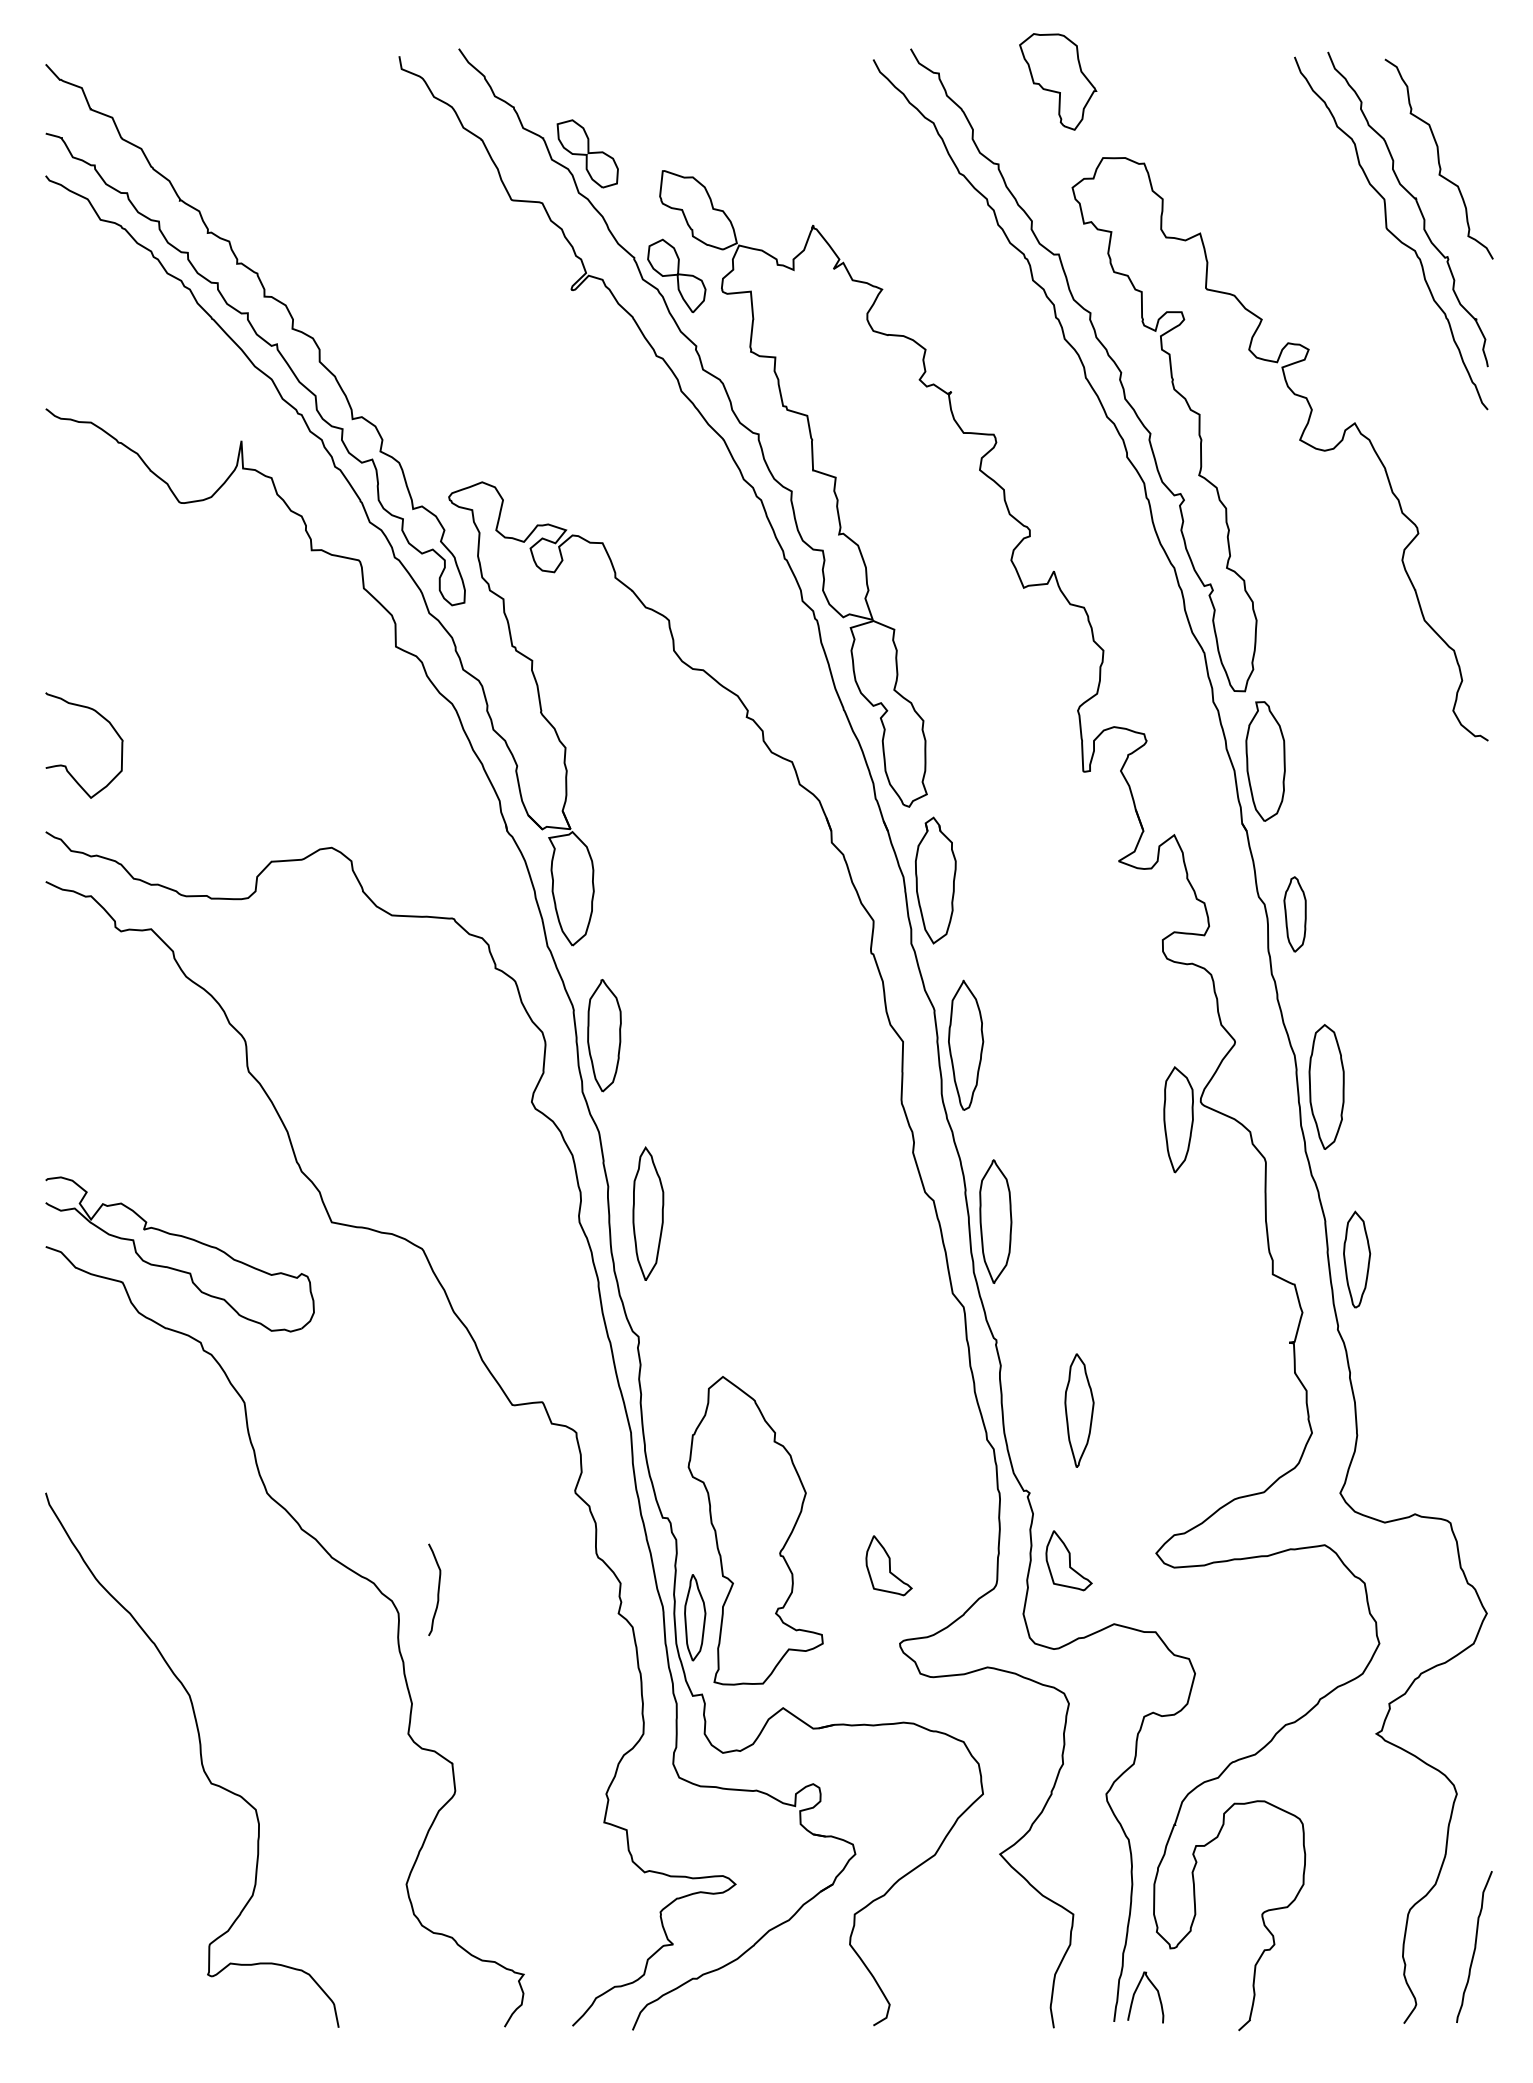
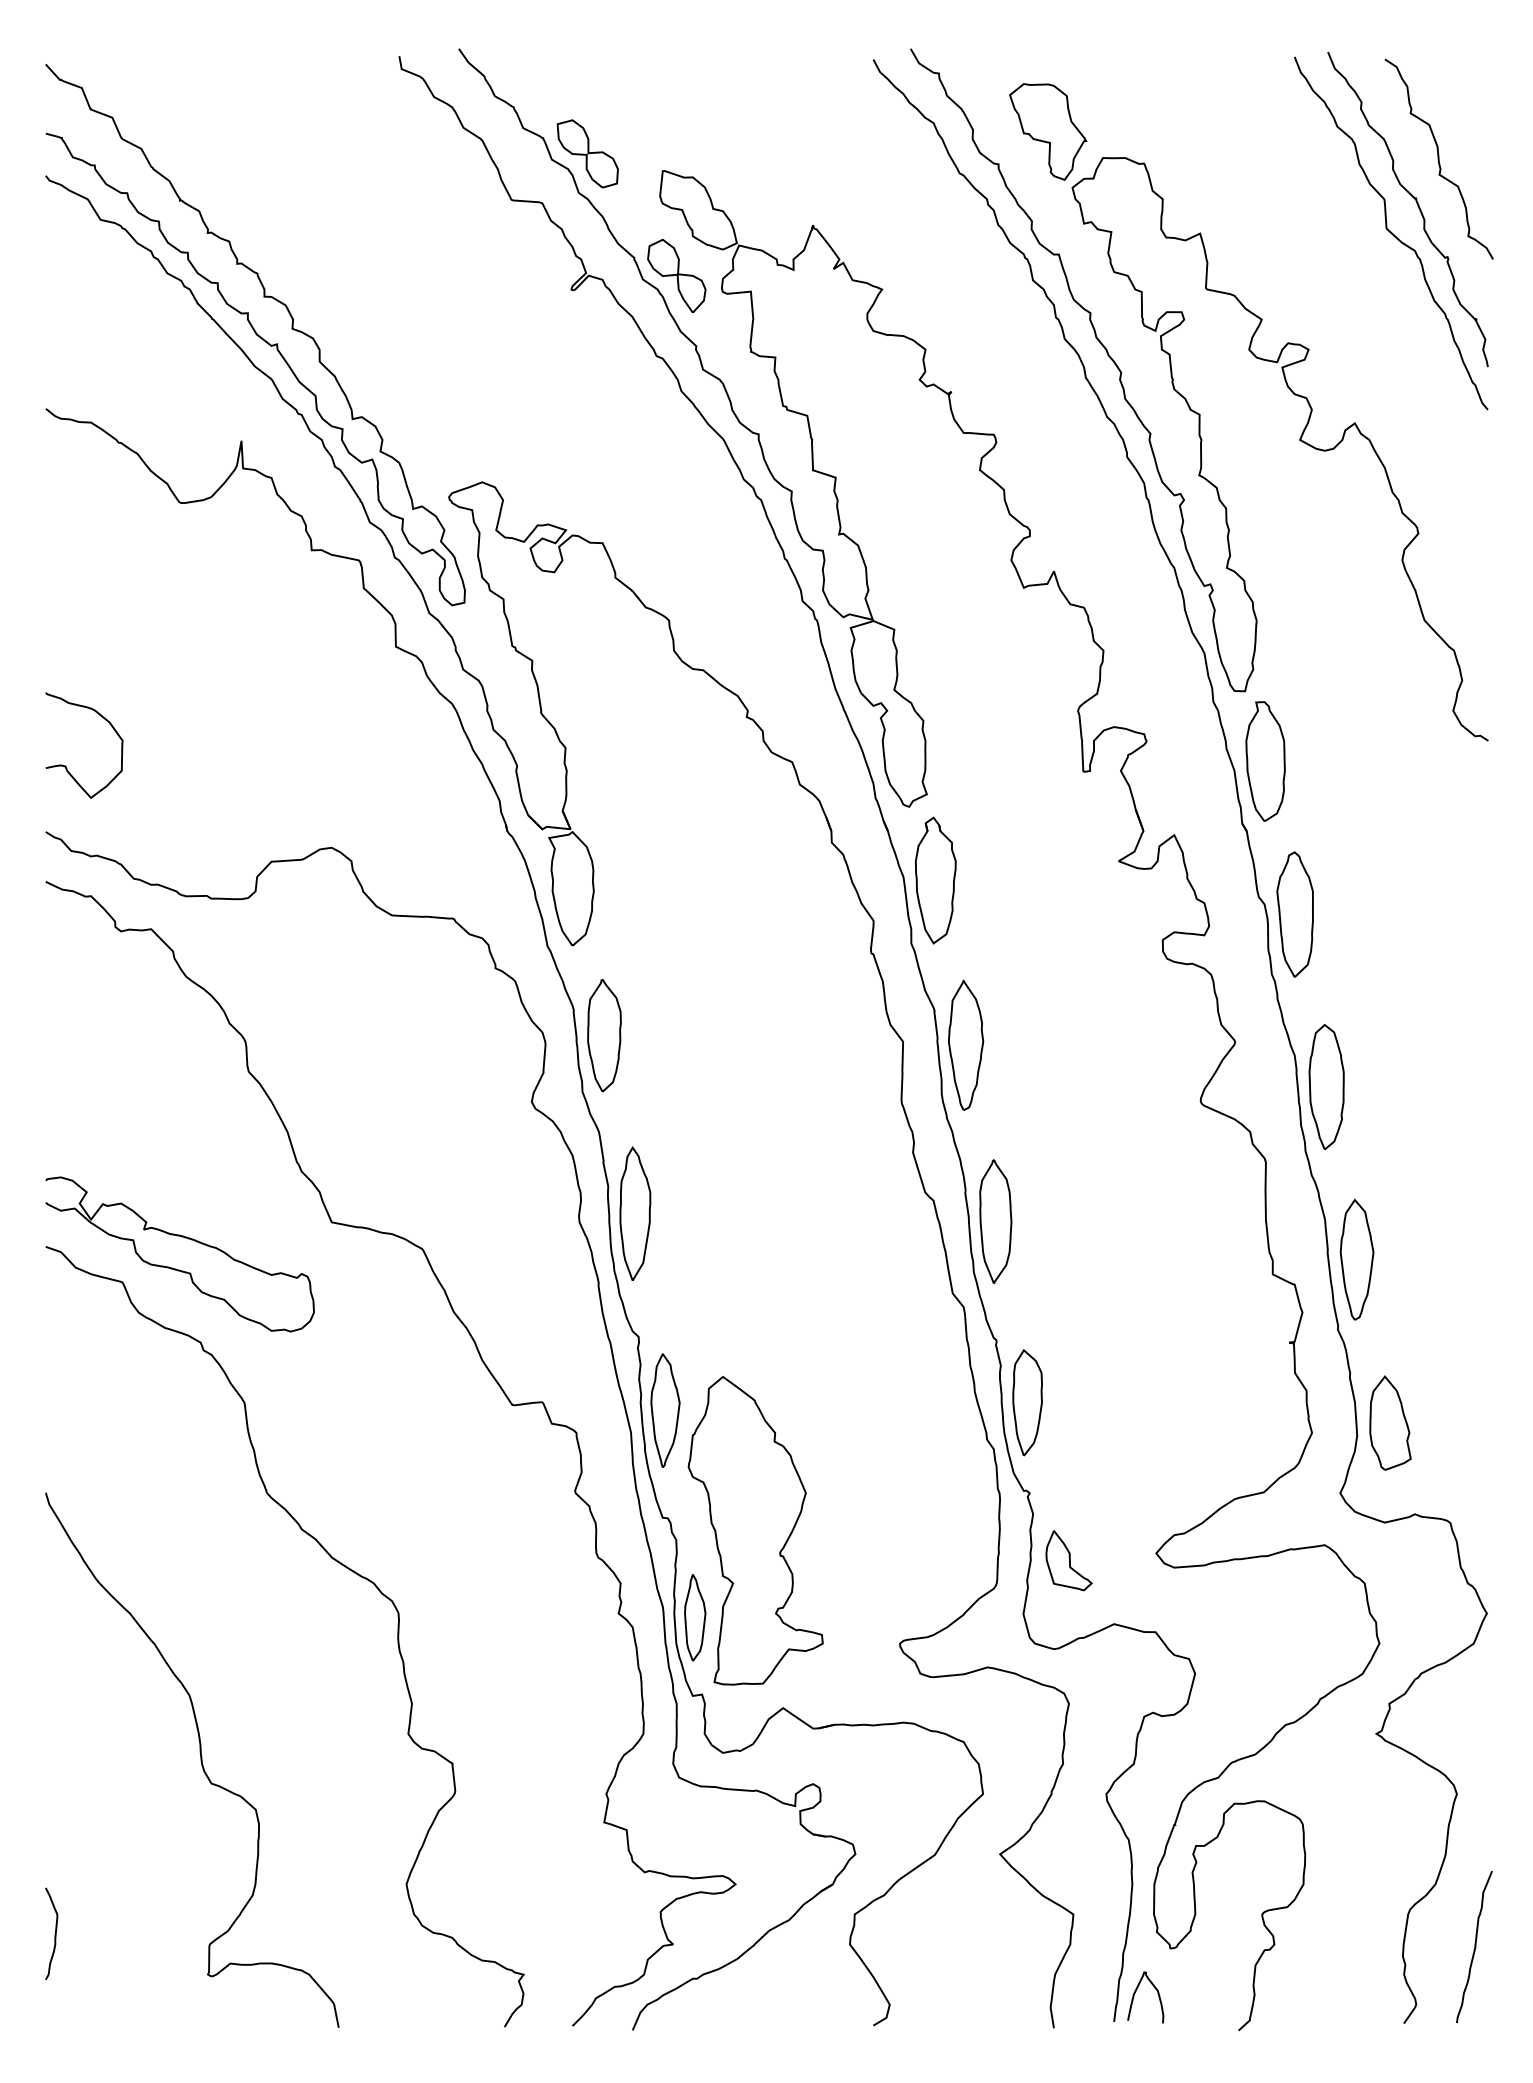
part position: (1058, 81) -> (1048, 131) (1048, 131)
part size: 24x77 px -> 38x127 px (1294, 914)
part position: (1178, 1119) -> (1027, 1402) (1027, 1402)
part position: (648, 1213) -> (635, 1213) (635, 1213)
part size: 29x99 px -> 36x123 px (1356, 1259)
part position: (1079, 1410) -> (665, 1410) (665, 1410)
part: none -> present (1390, 1422)
part: present -> none (888, 1565)
curve position: (437, 1589) -> (54, 1933) (54, 1933)
